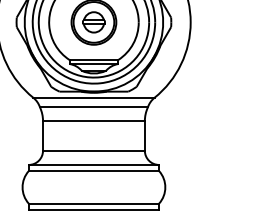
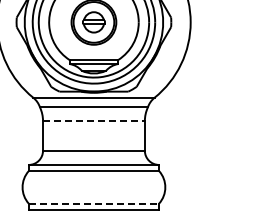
line: solid -> dashed (93, 121)
line: solid -> dashed (94, 203)
